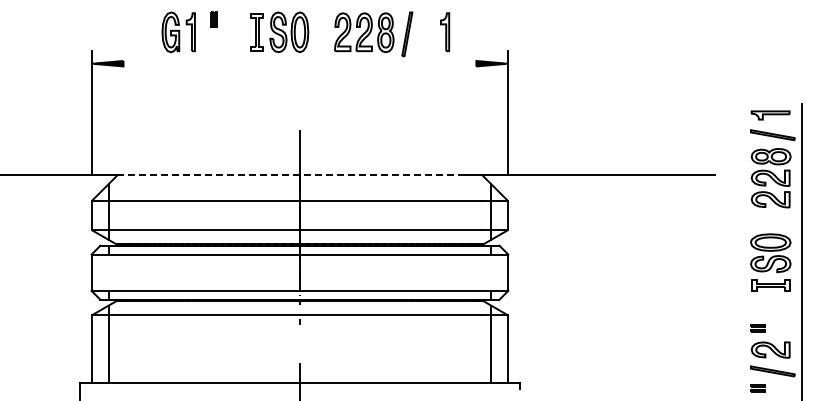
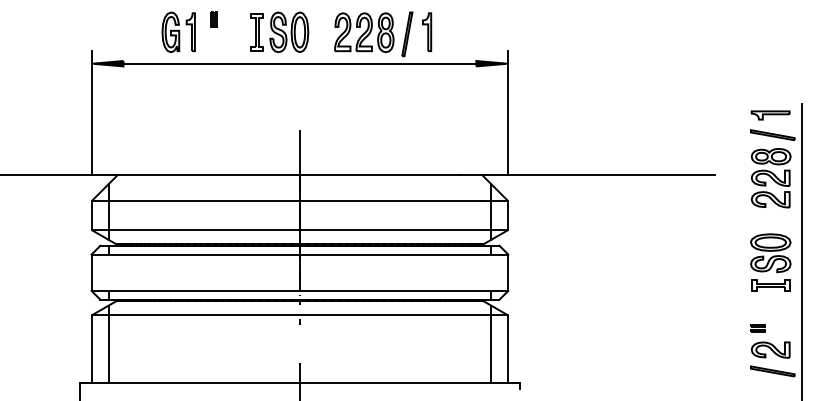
part position: (445, 32) -> (427, 32) (427, 32)
line: none -> present (299, 63)
line: dashed -> solid (289, 175)
part: present -> none (757, 388)
